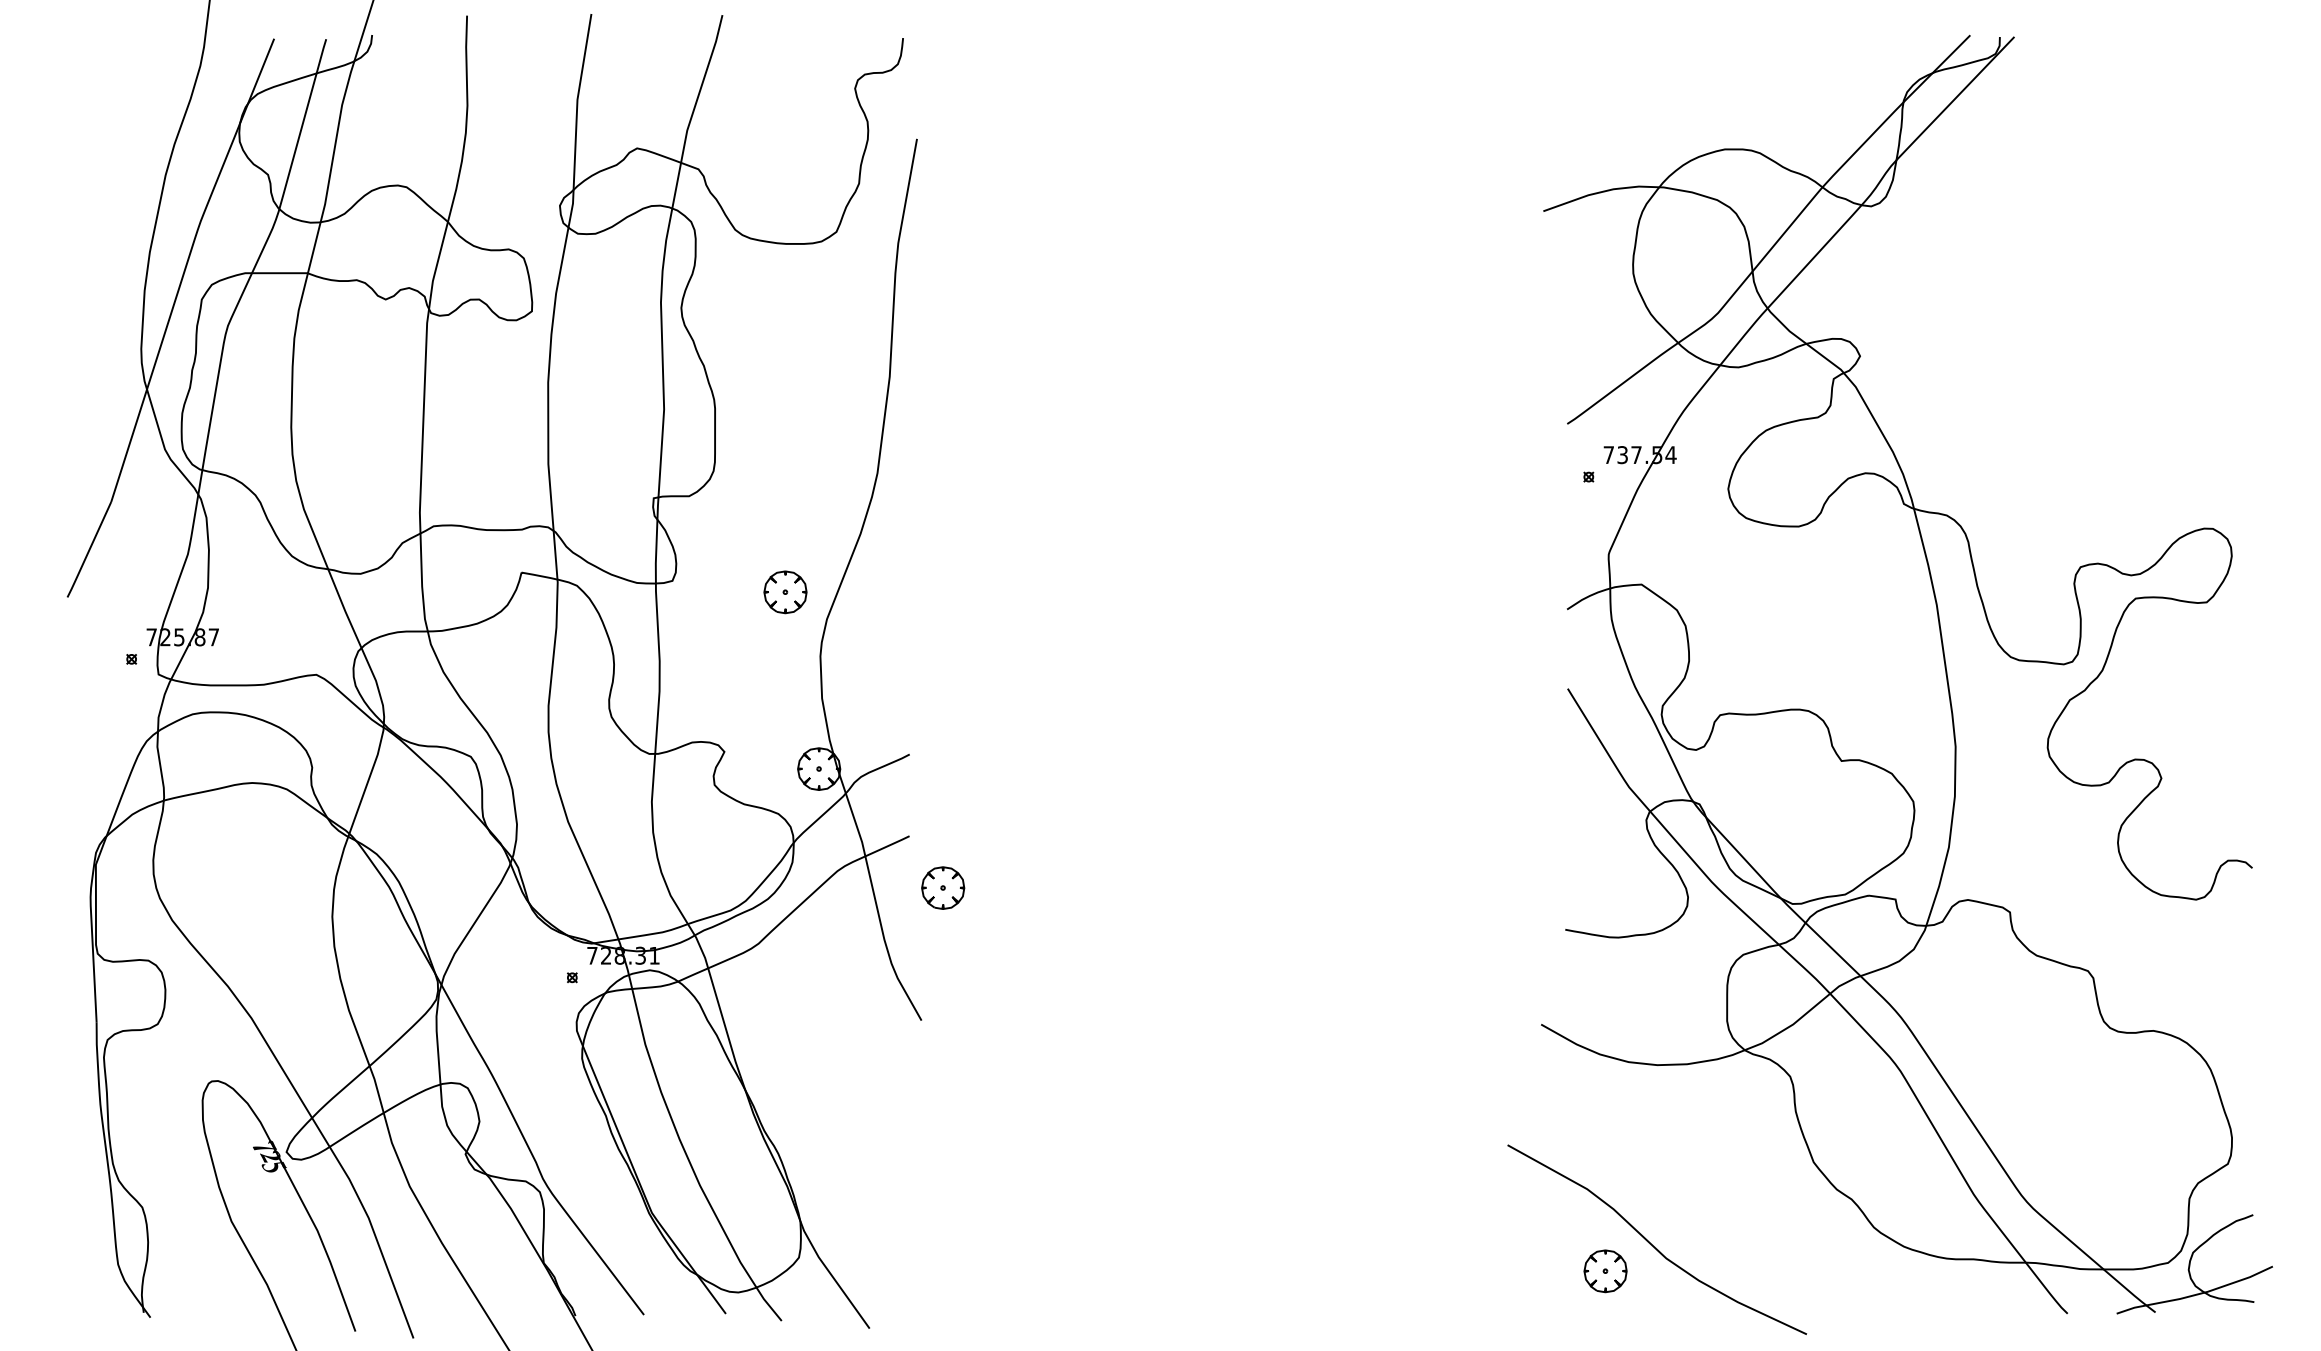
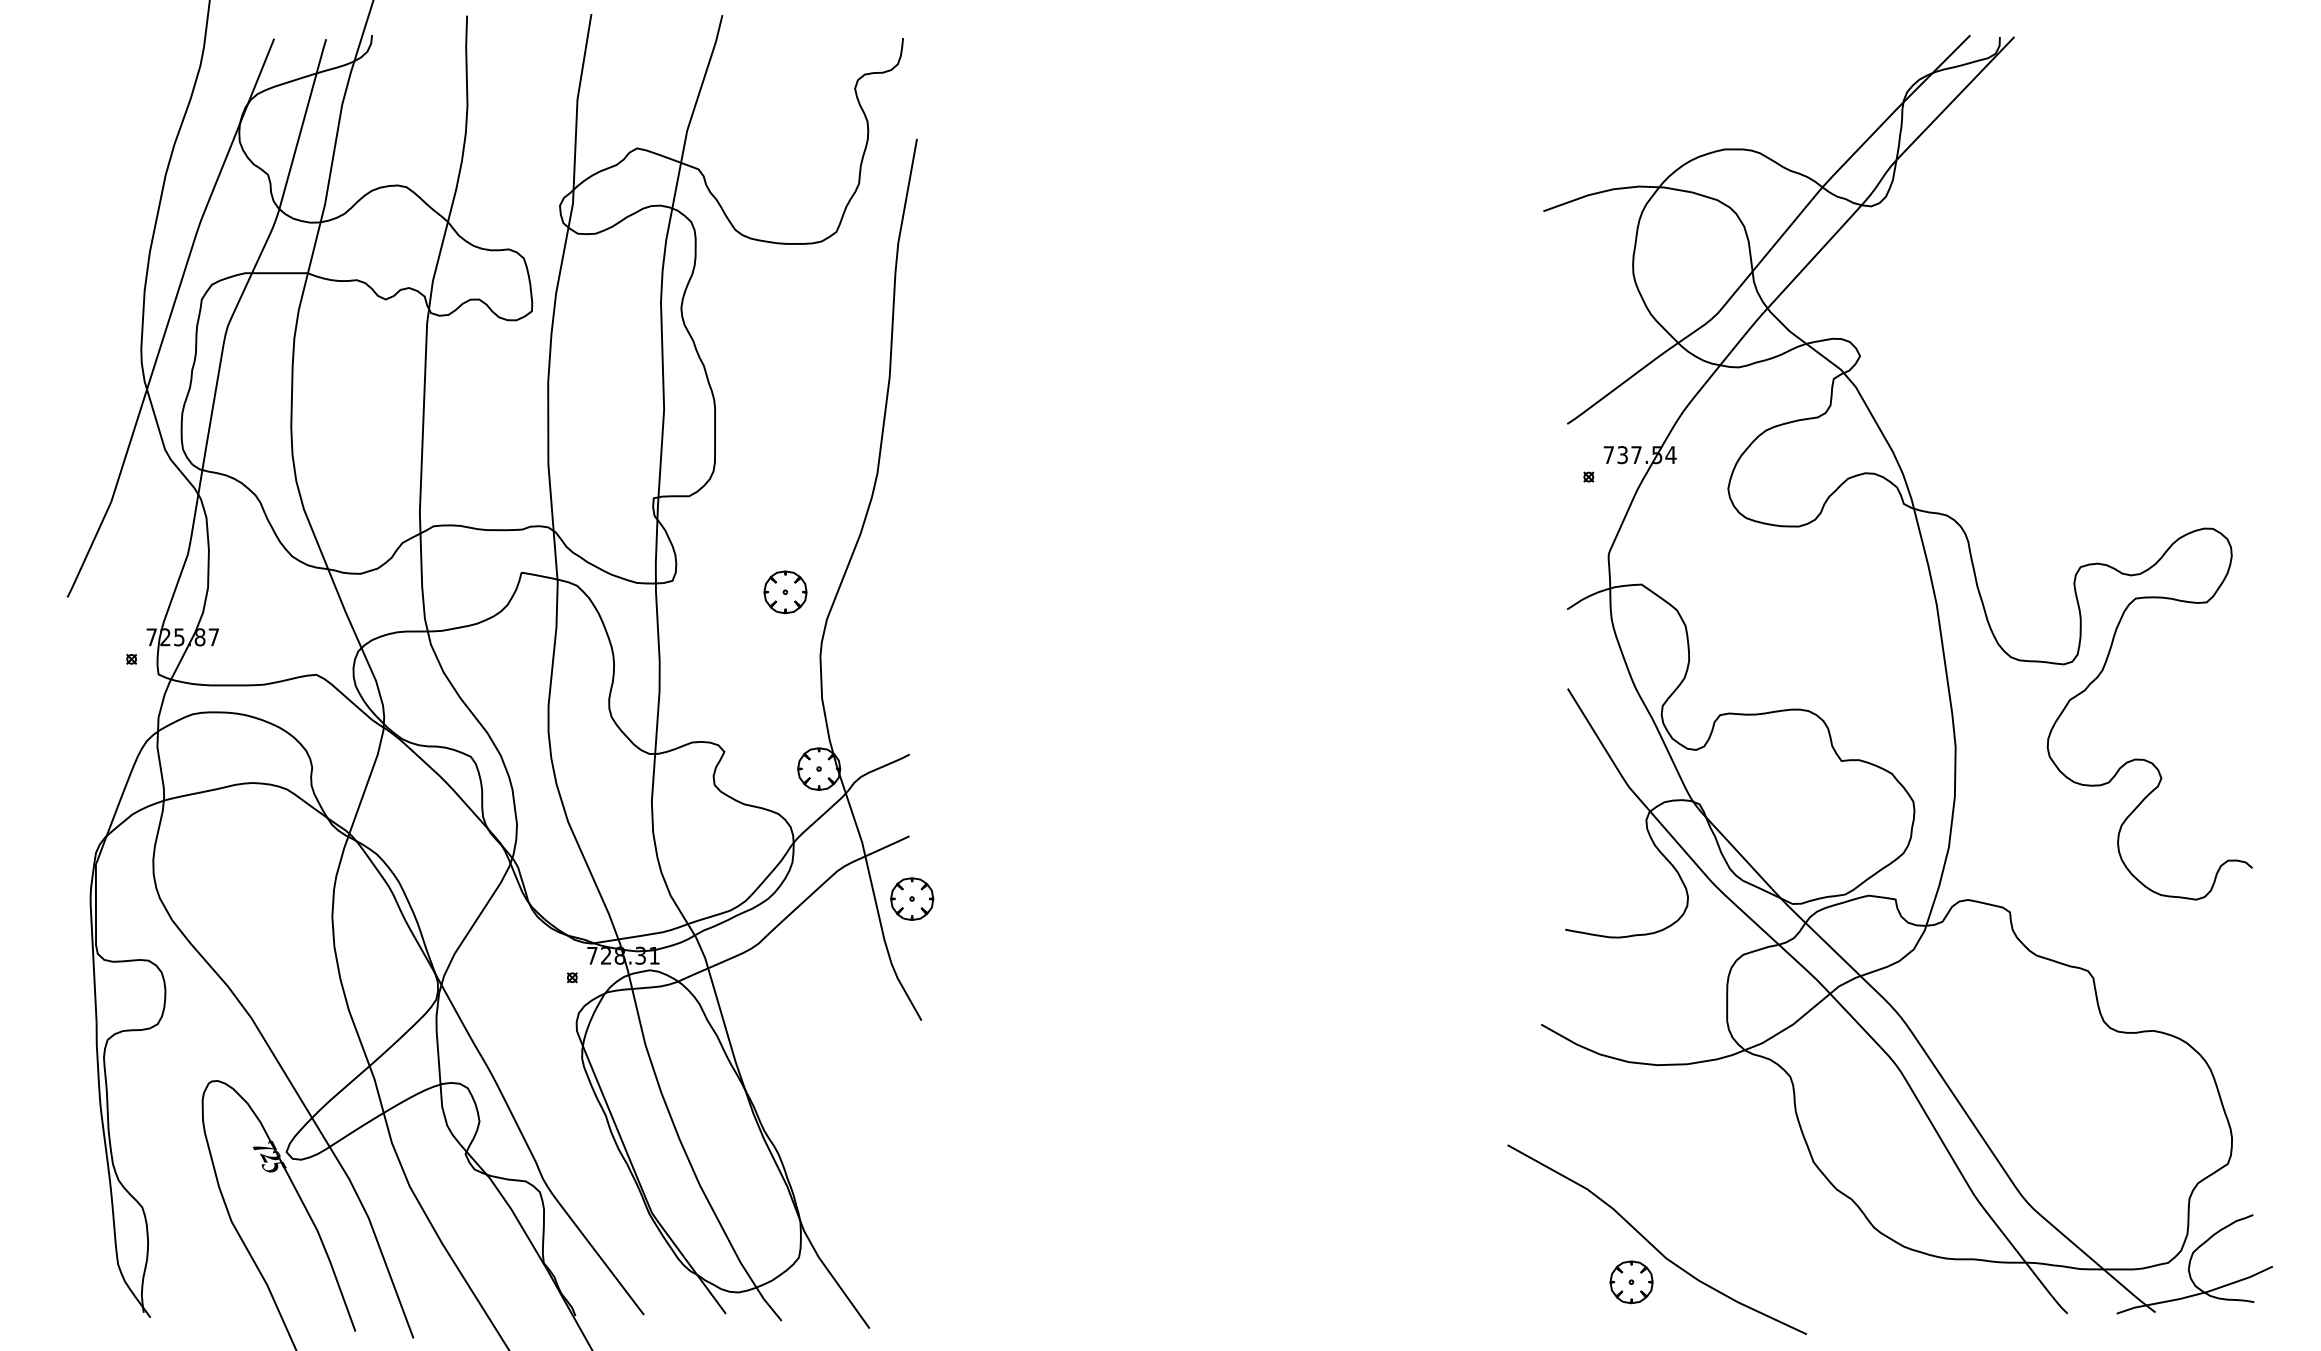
part position: (943, 887) -> (912, 898) (912, 898)
part position: (1605, 1271) -> (1631, 1282) (1631, 1282)
